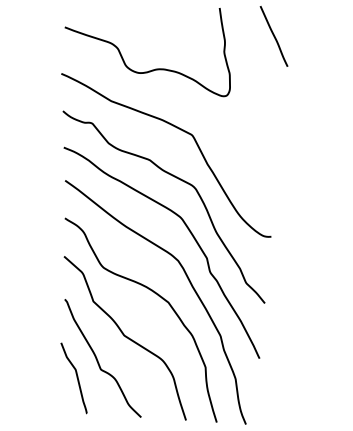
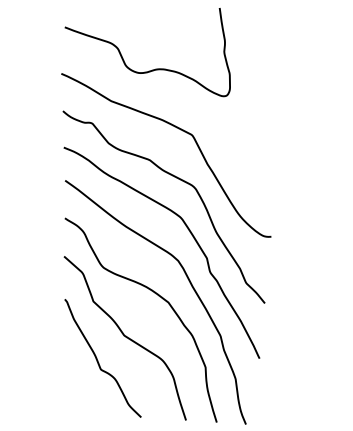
line: present -> none (273, 36)
curve: present -> none (76, 378)
